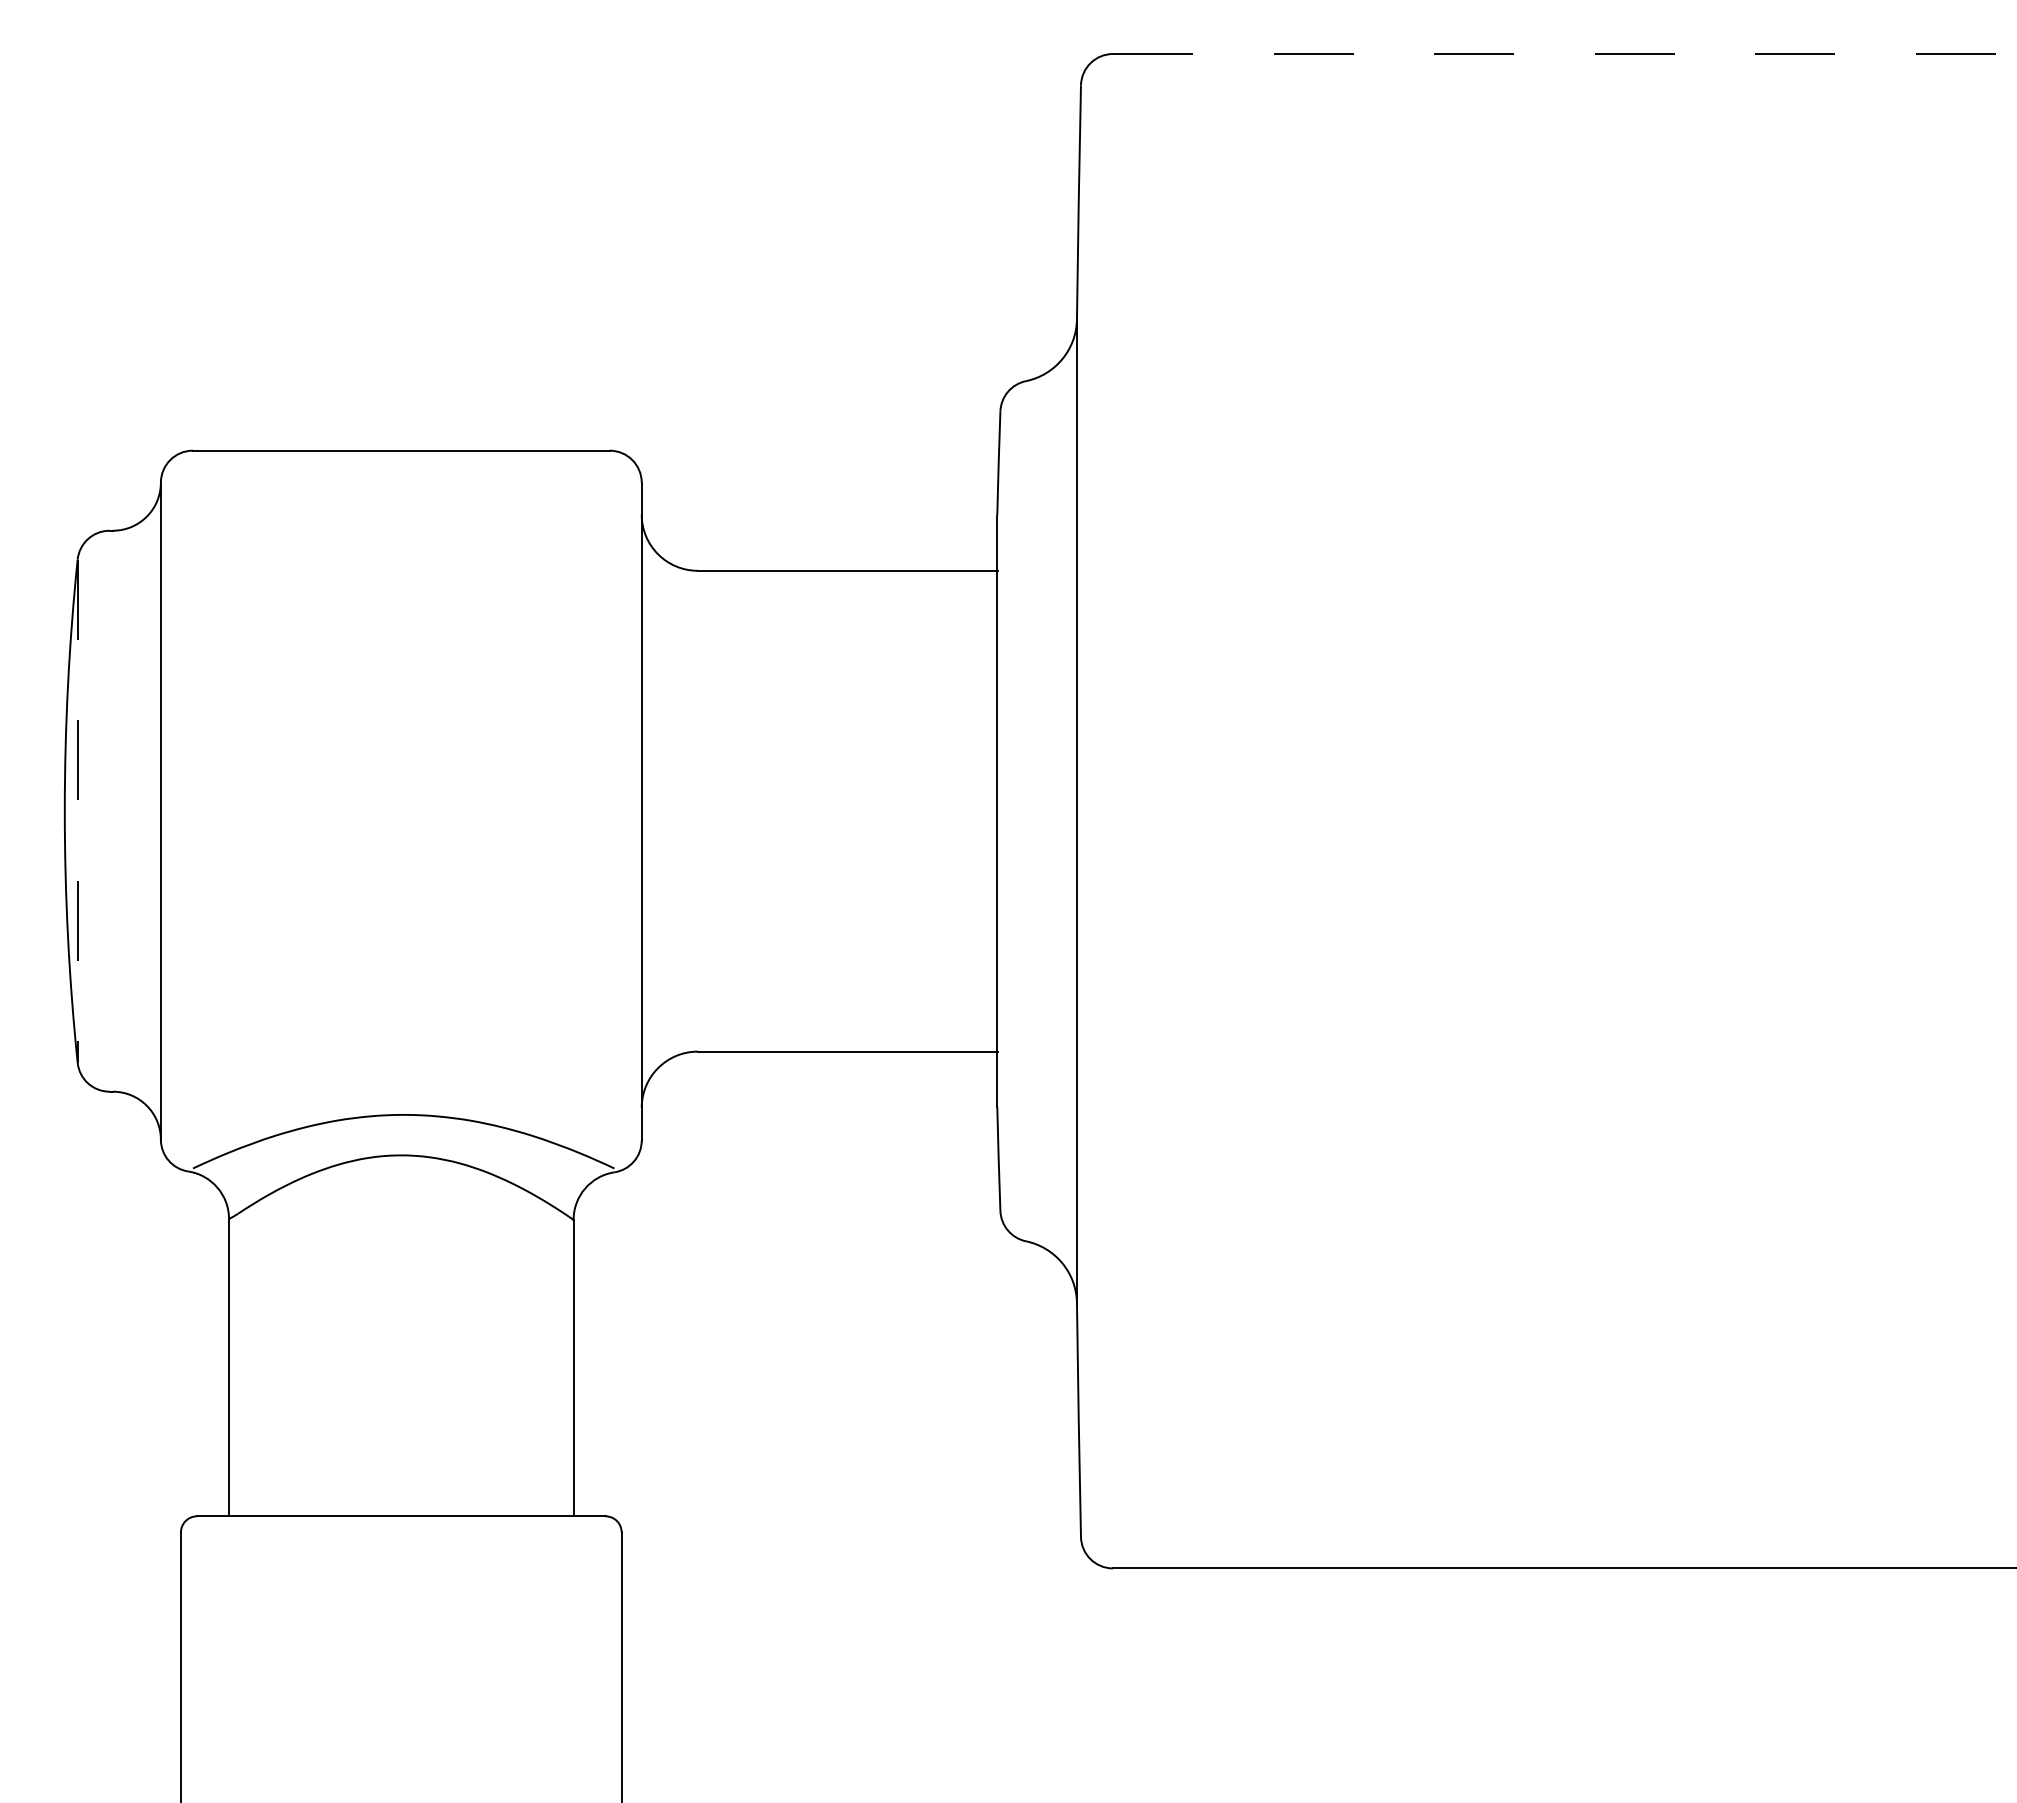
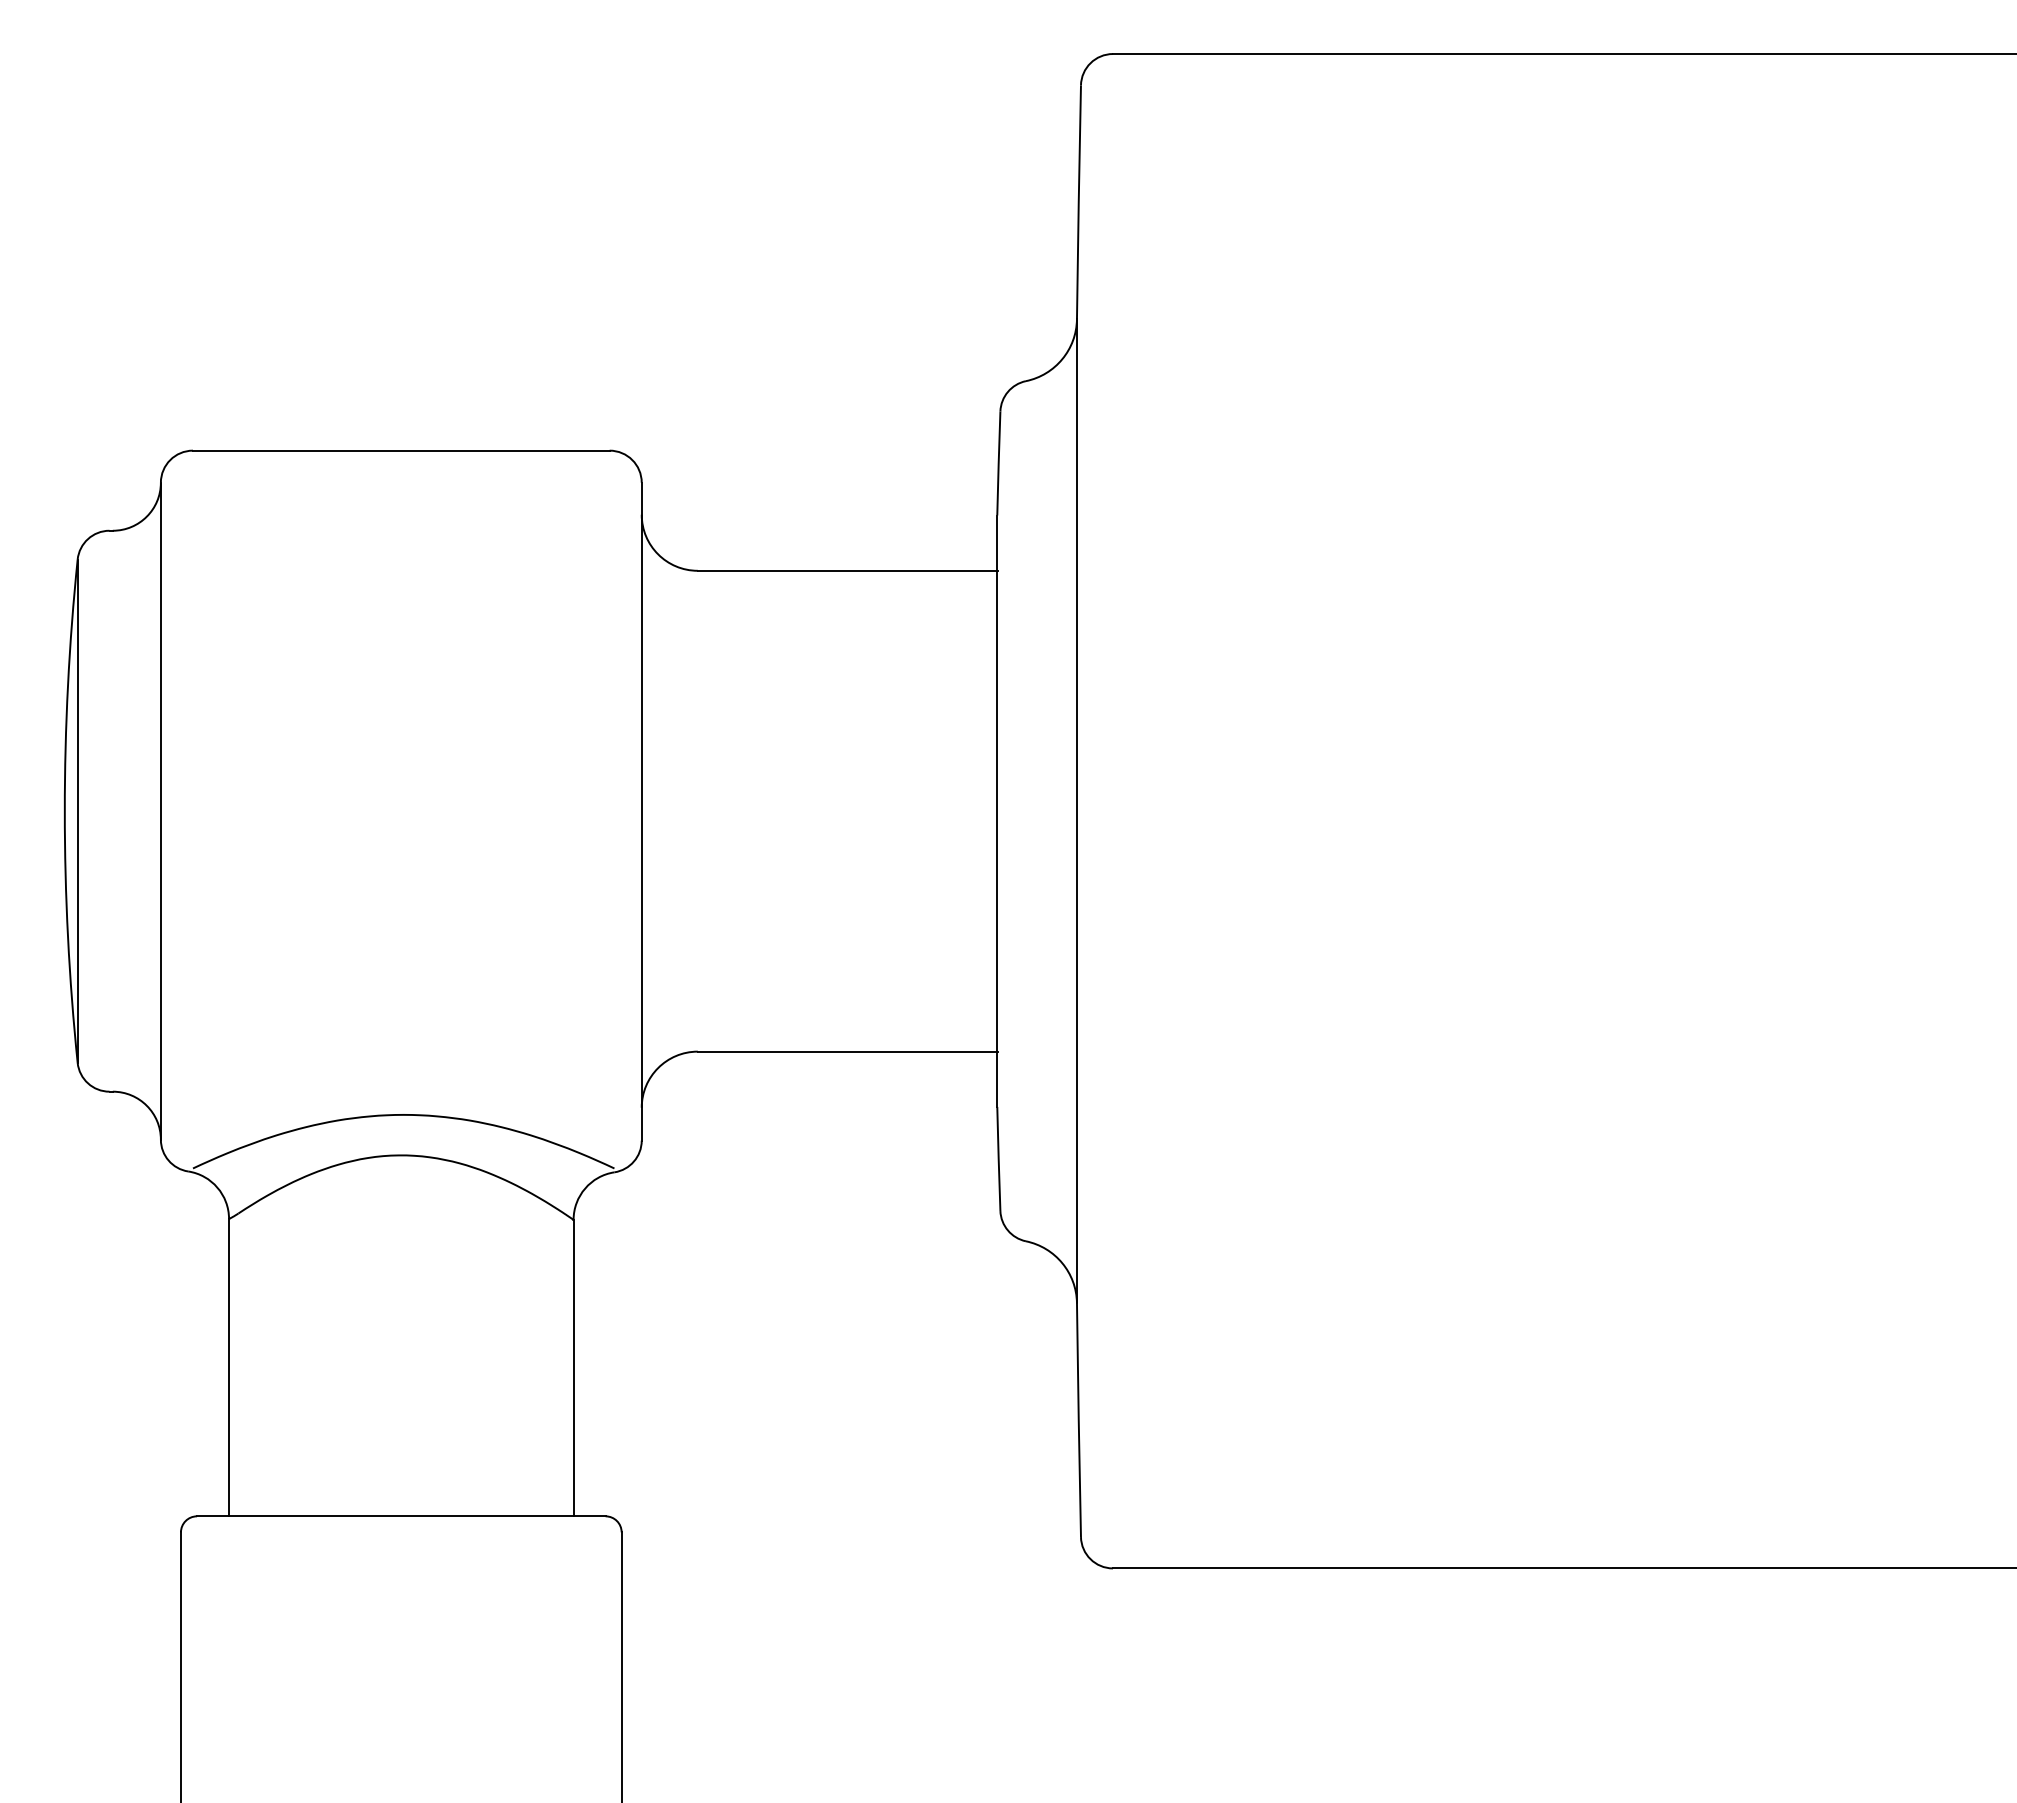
line: dashed -> solid (1564, 54)
line: dashed -> solid (77, 811)
